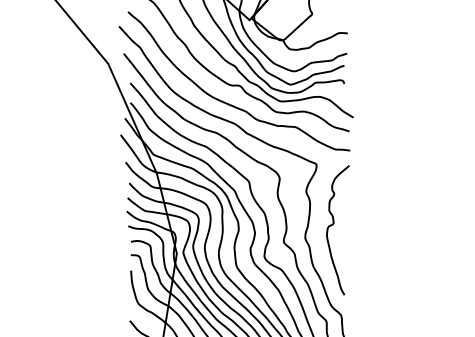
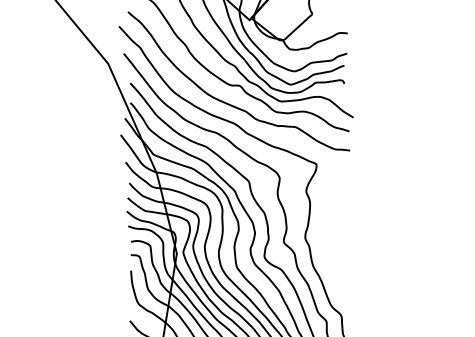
curve: present -> none (333, 225)
